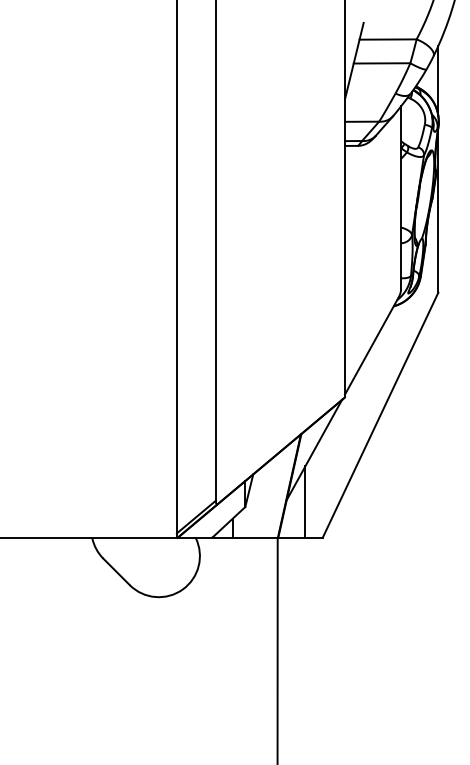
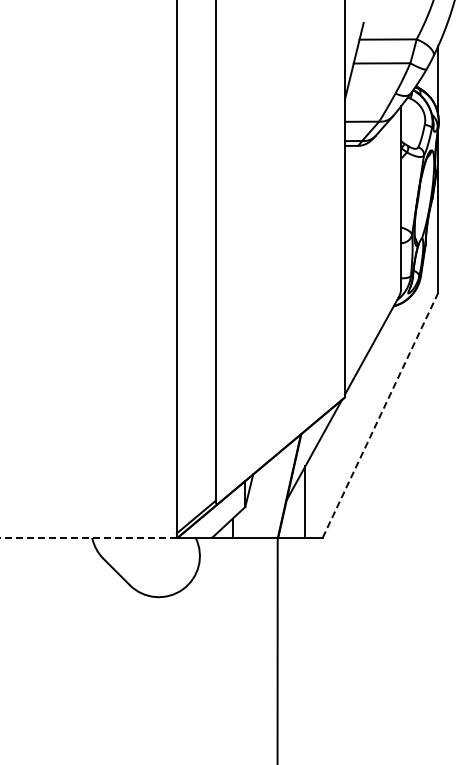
line: solid -> dashed (380, 415)
line: solid -> dashed (88, 537)
